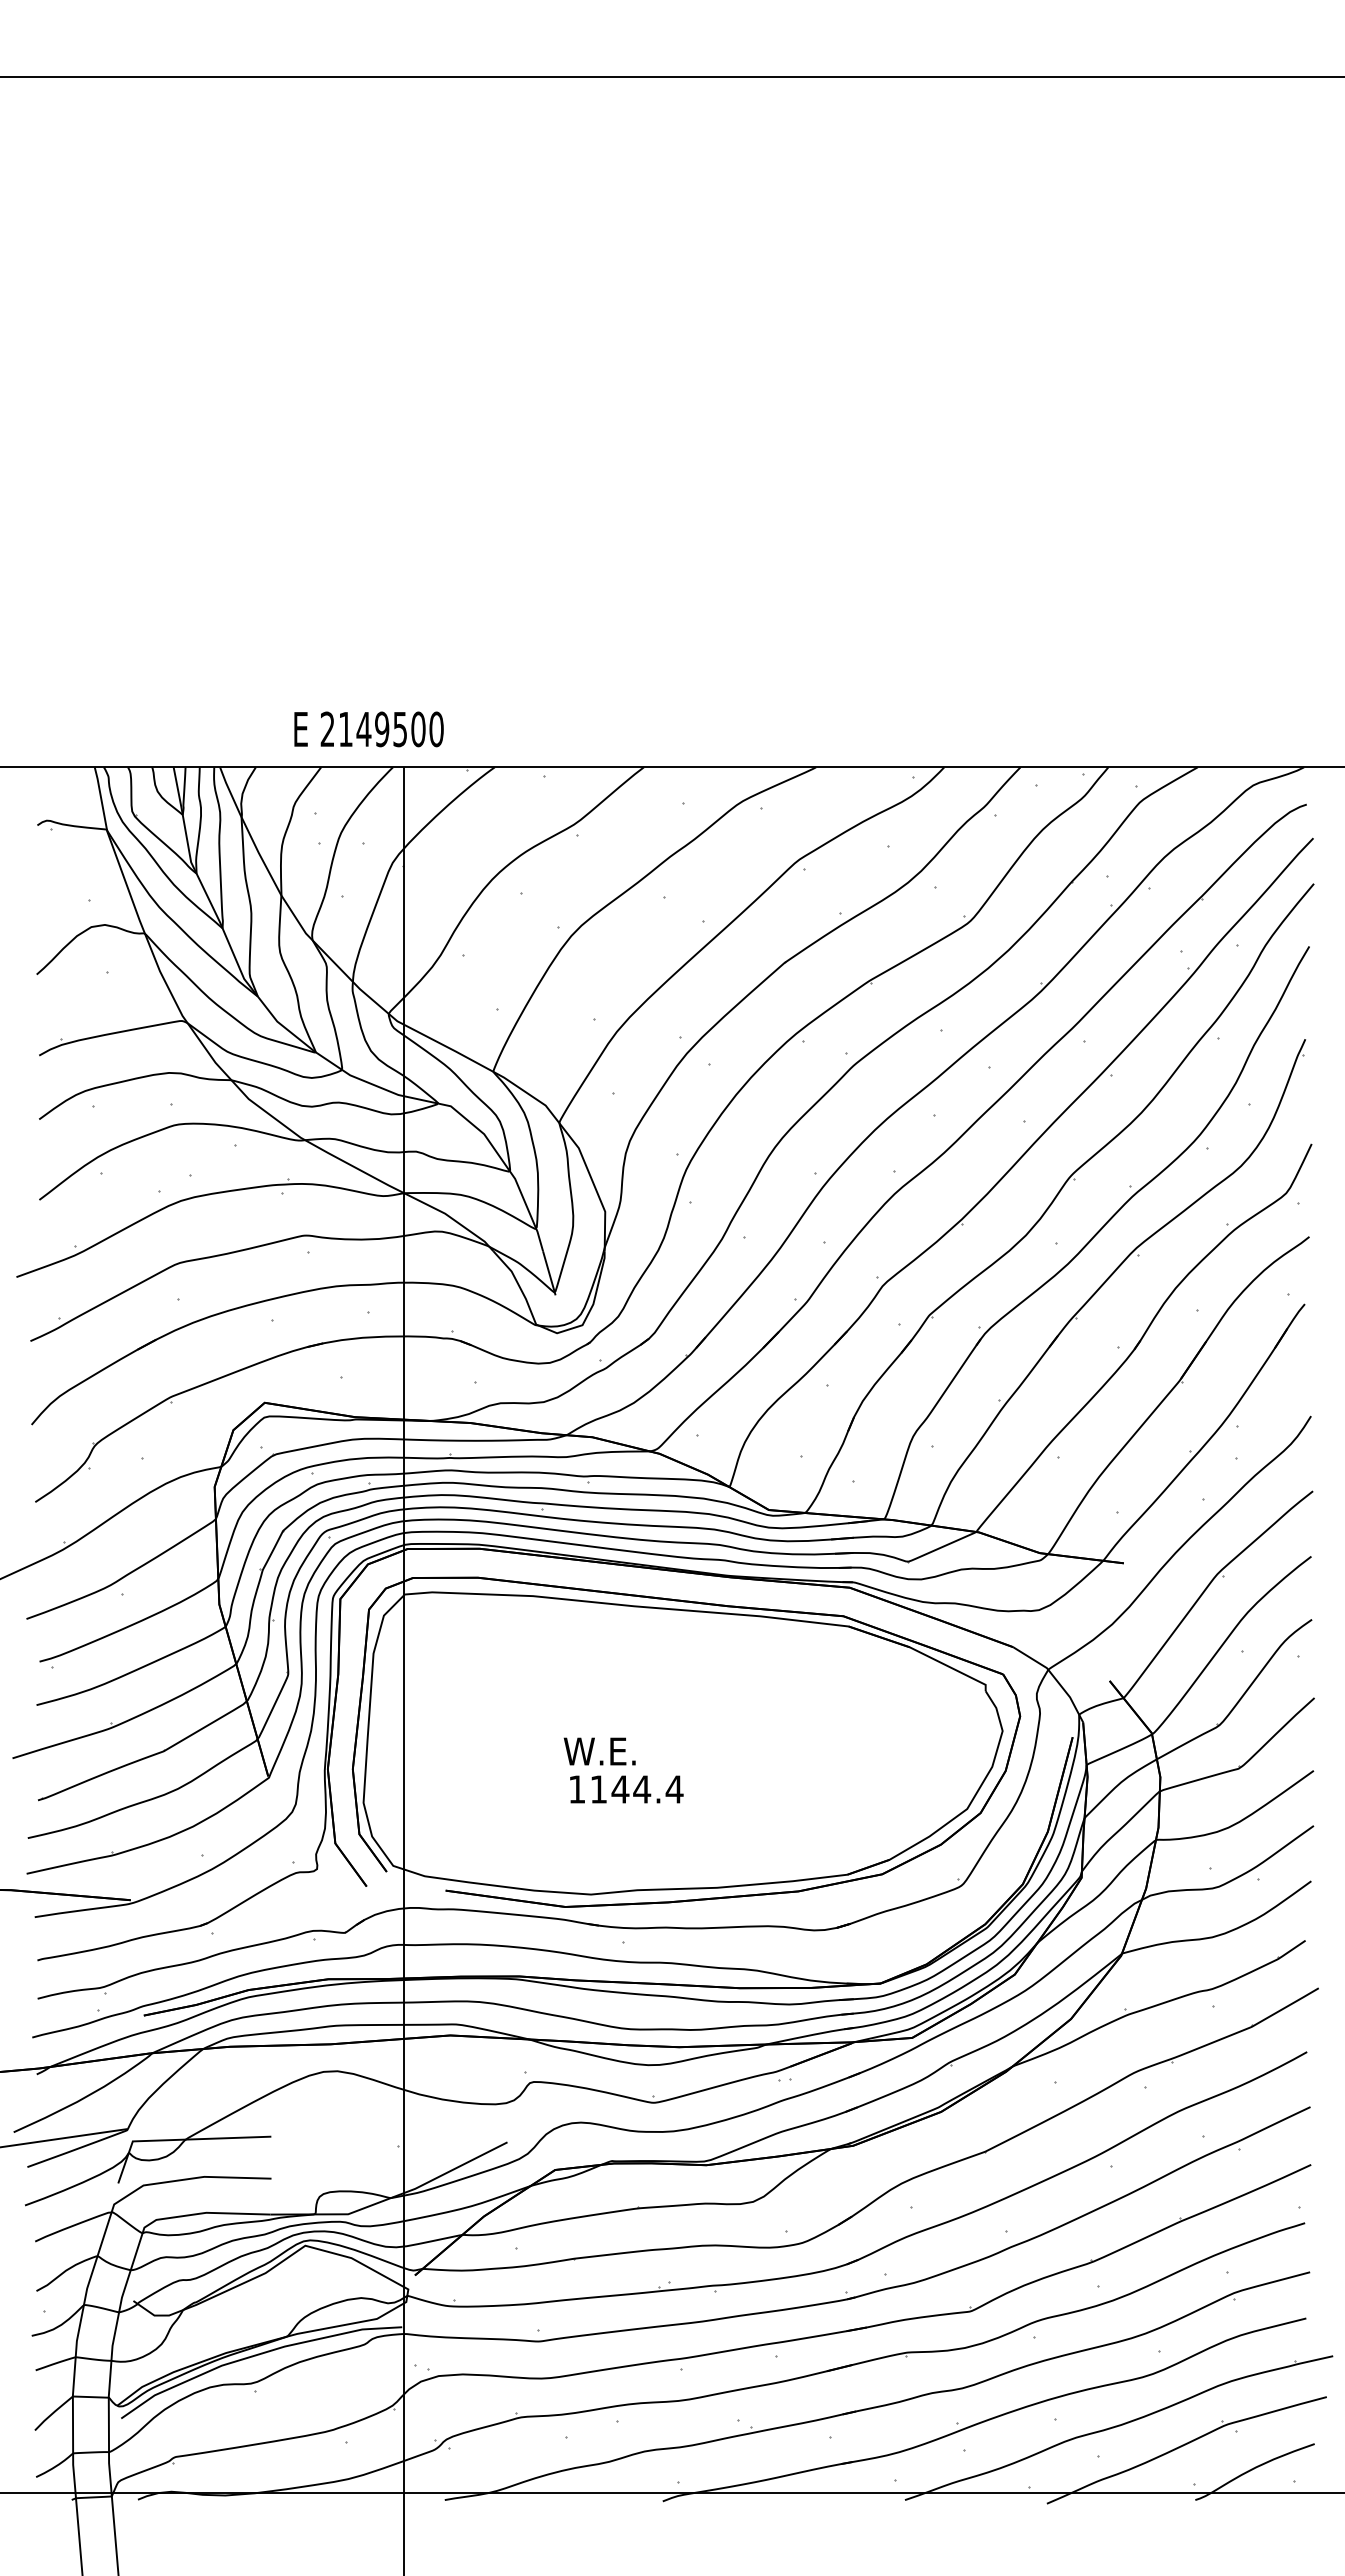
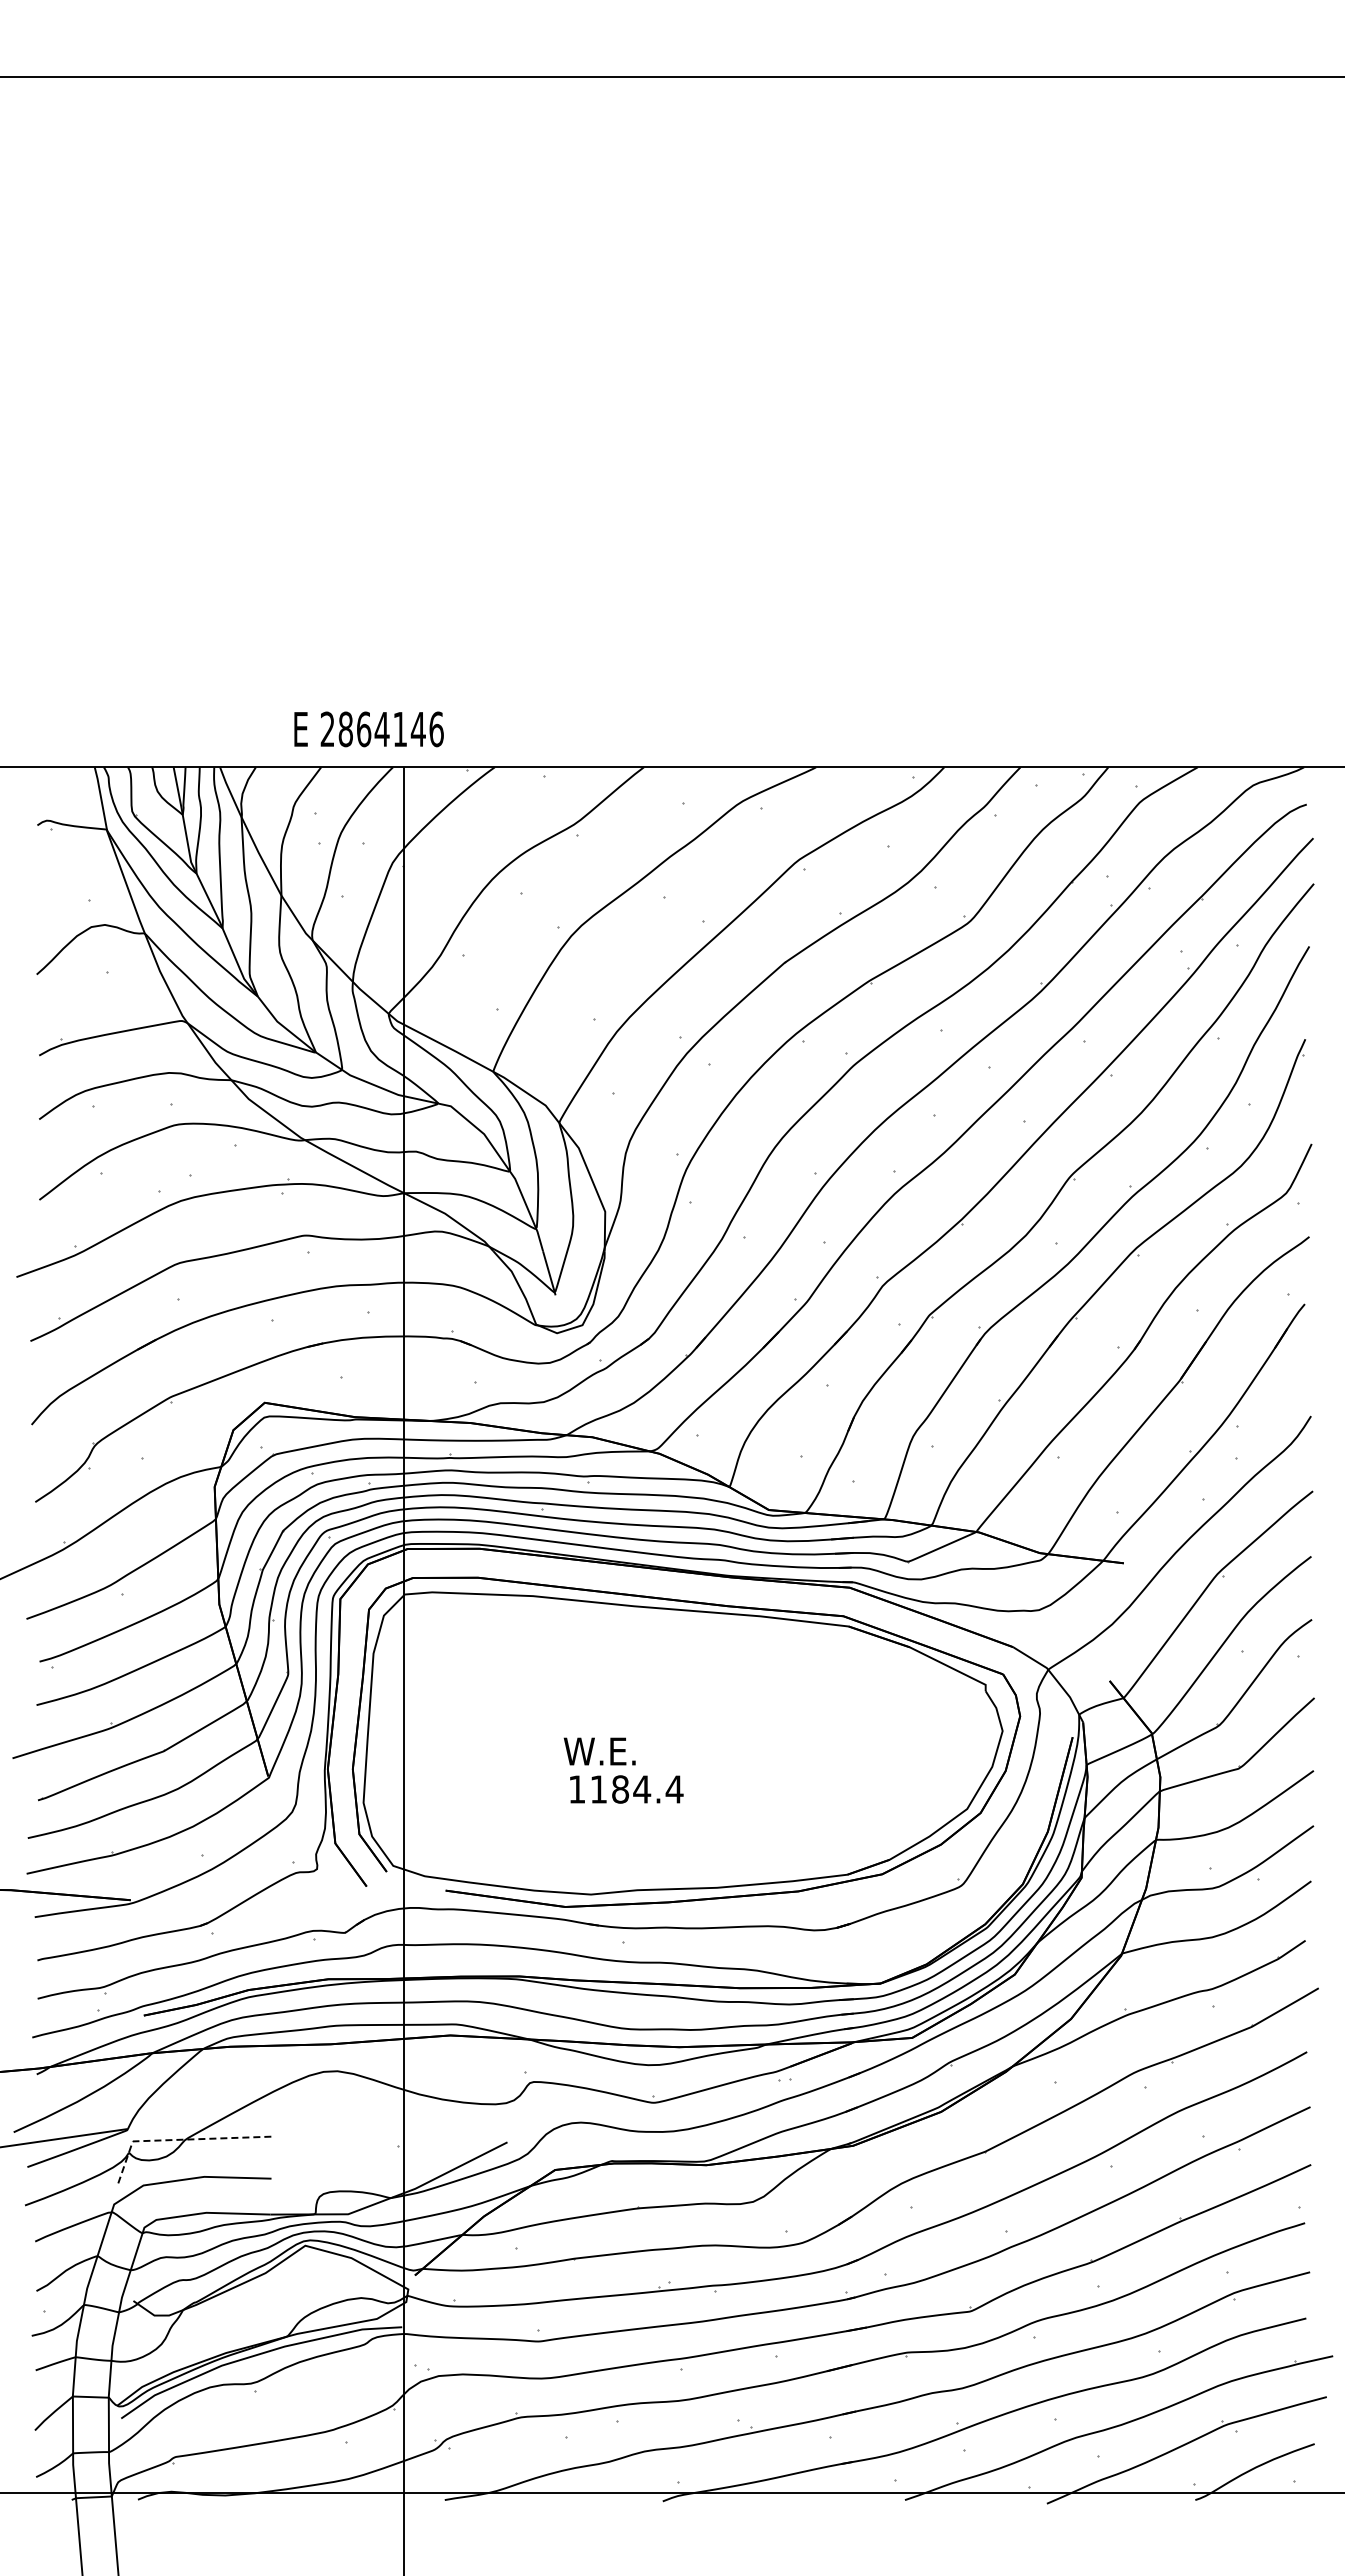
text: 2149500 -> 2864146 (390, 729)
text: 1144.4 -> 1184.4 (620, 1789)
line: solid -> dashed (178, 2139)
